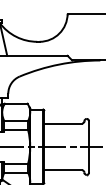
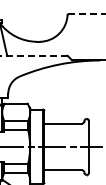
line: solid -> dashed (86, 13)
line: solid -> dashed (33, 55)
